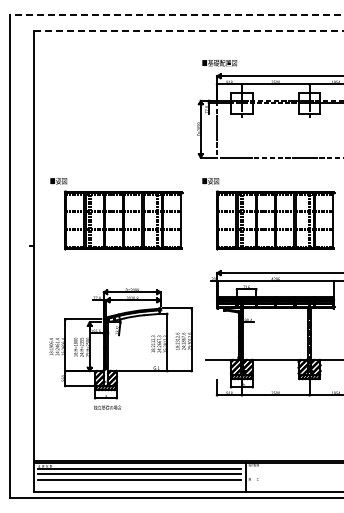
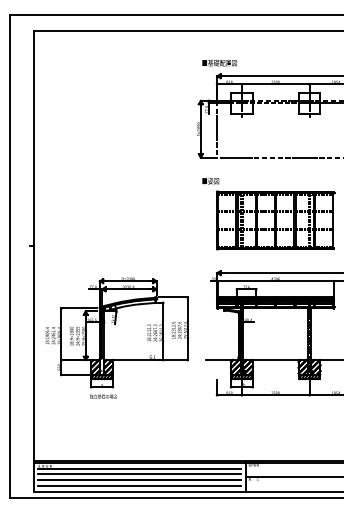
line: dashed -> solid (177, 15)
line: dashed -> solid (188, 31)
part: present -> none (116, 214)
part position: (120, 348) -> (116, 337) (116, 337)
line: none -> present (293, 477)
line: none -> present (139, 485)
